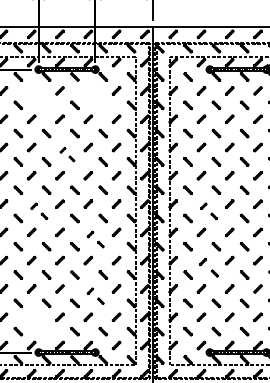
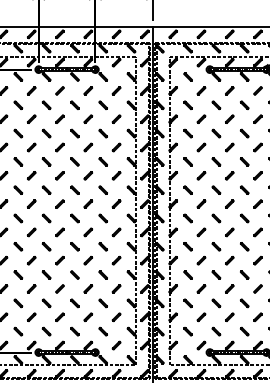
part: none -> present (95, 97)
part: none -> present (39, 98)
part size: 17x16 px -> 25x25 px (67, 154)
part size: 19x19 px -> 25x25 px (39, 211)
part size: 18x19 px -> 26x25 px (208, 211)
part size: 19x19 px -> 25x25 px (95, 239)
part size: 21x20 px -> 26x25 px (208, 267)
part size: 19x18 px -> 25x25 px (95, 296)
part: none -> present (39, 324)
